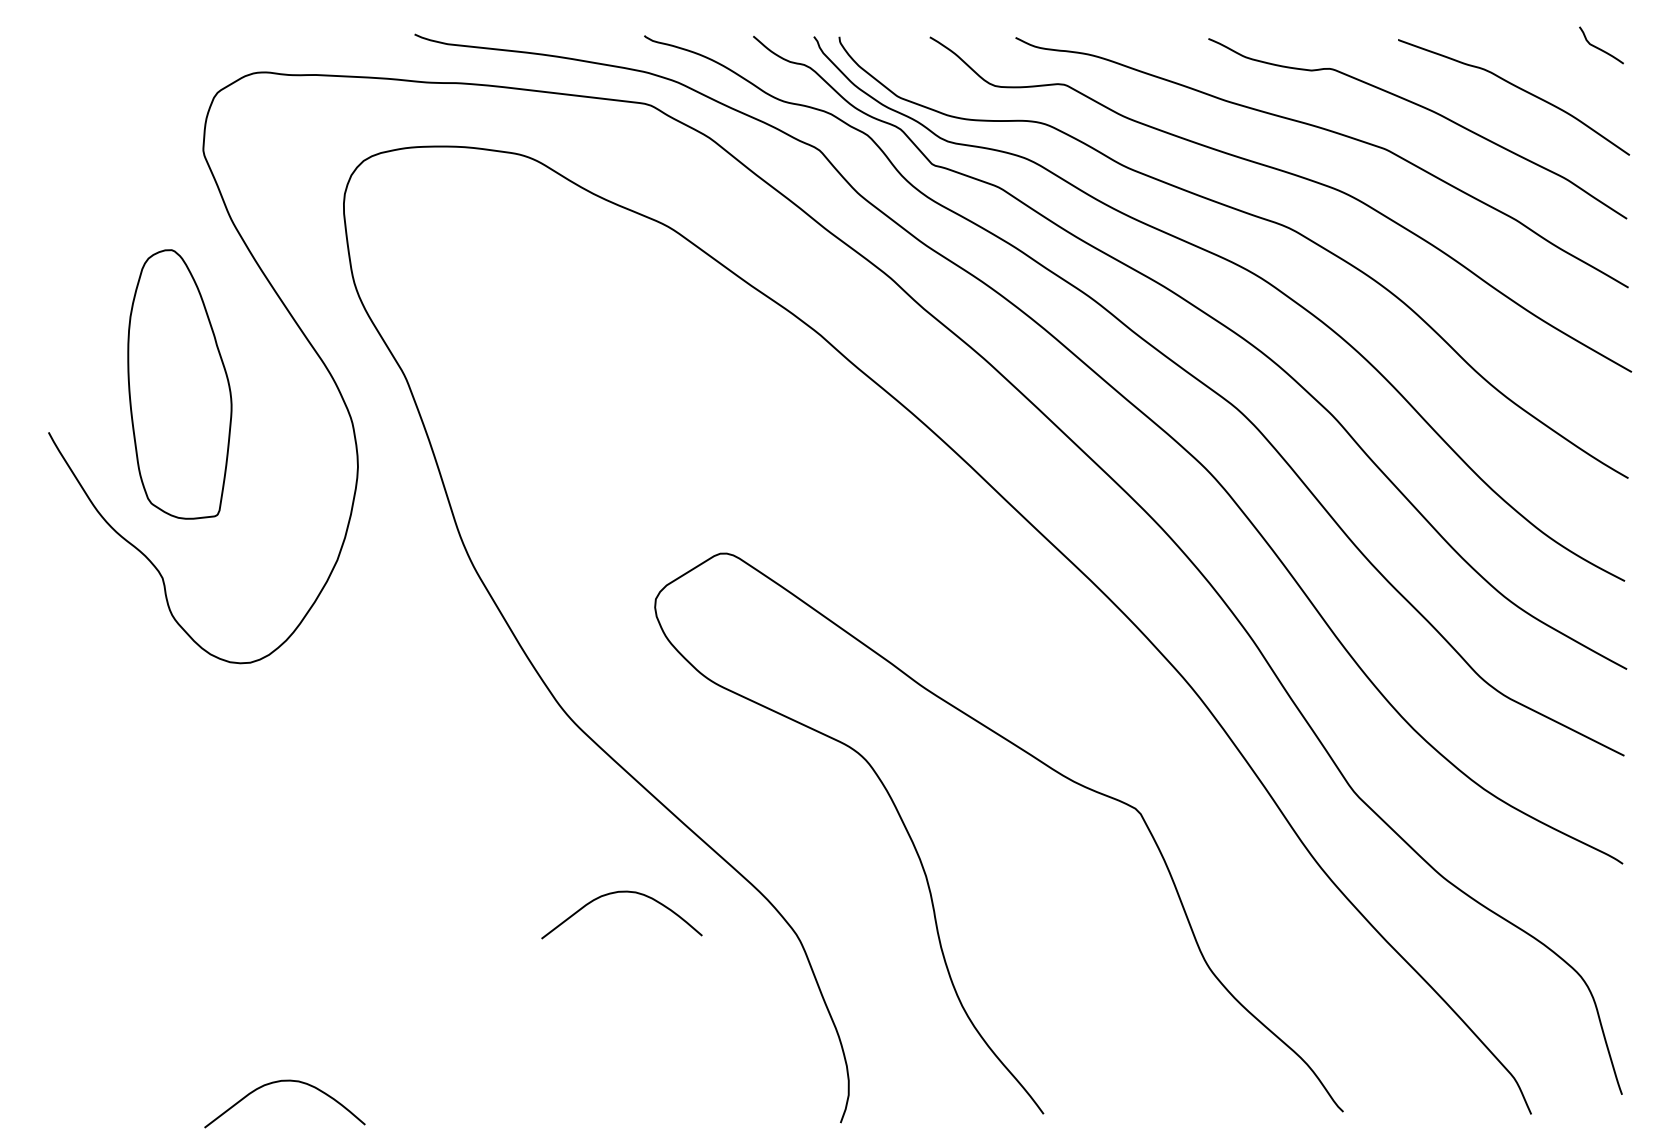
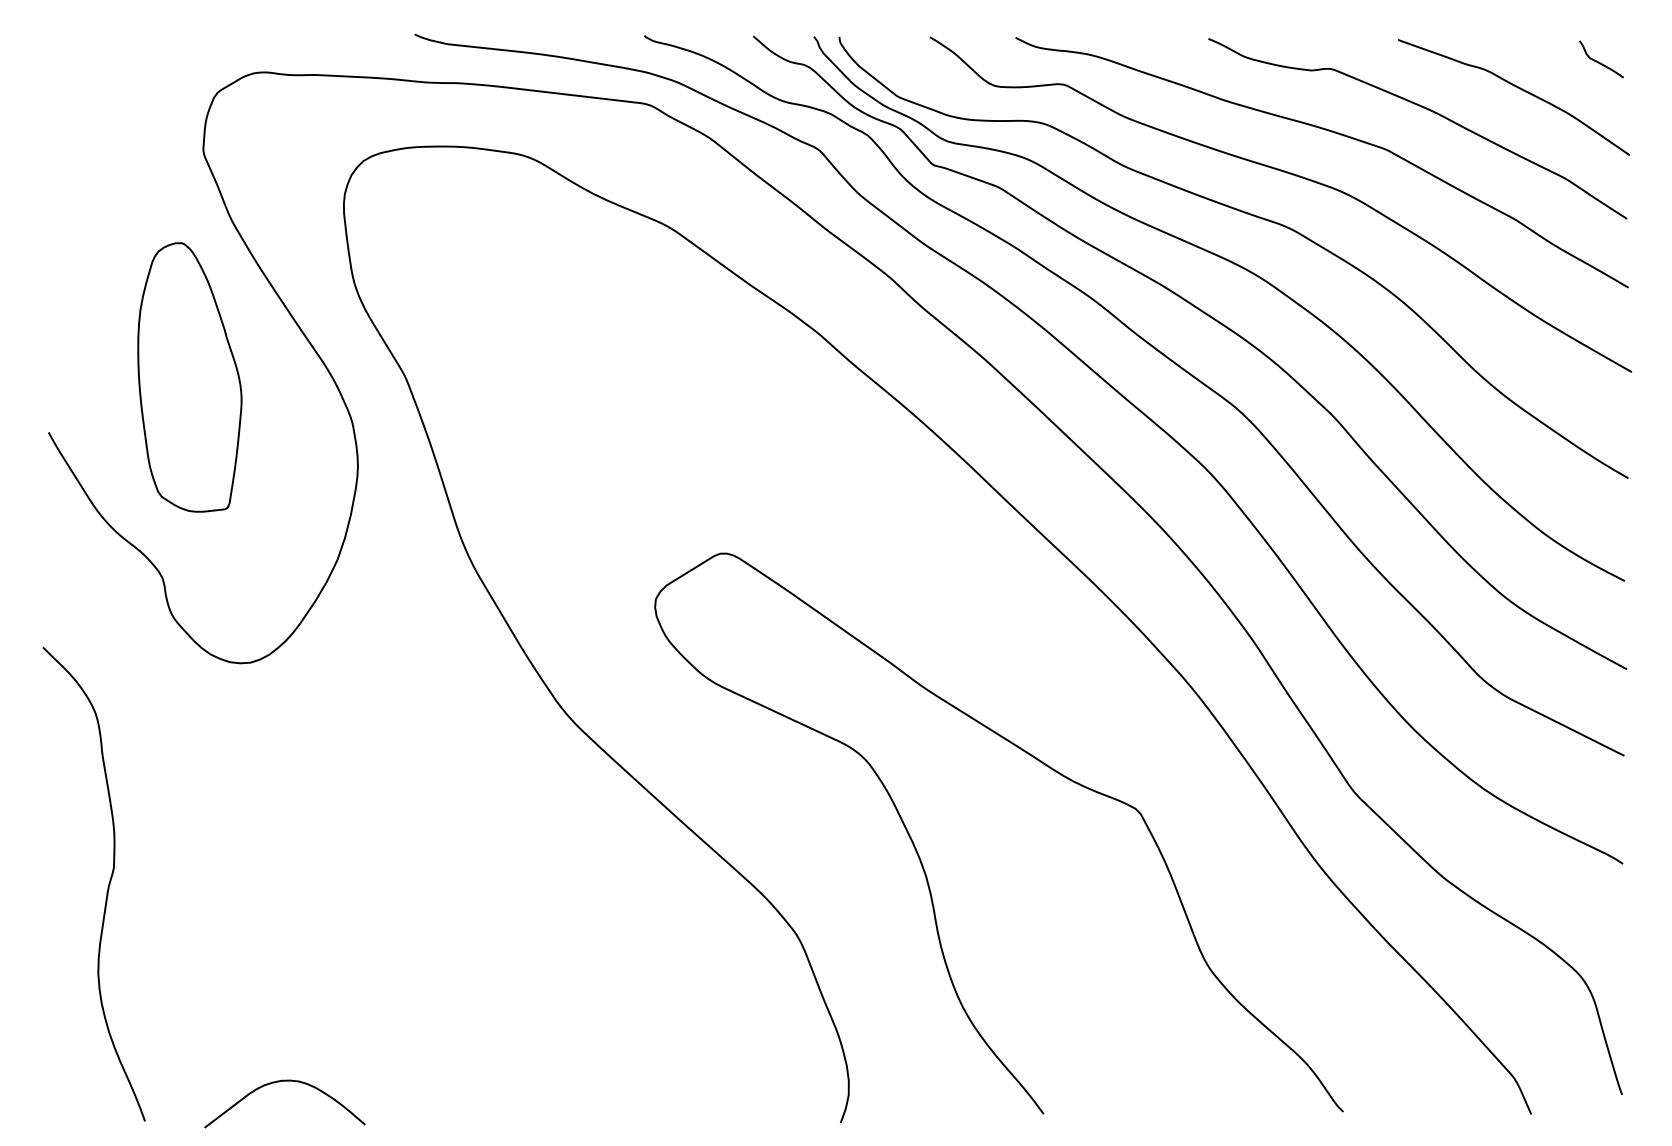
curve position: (1600, 48) -> (1600, 62) (1600, 62)
part position: (179, 384) -> (189, 377) (189, 377)
curve: none -> present (107, 887)
curve: present -> none (616, 893)
